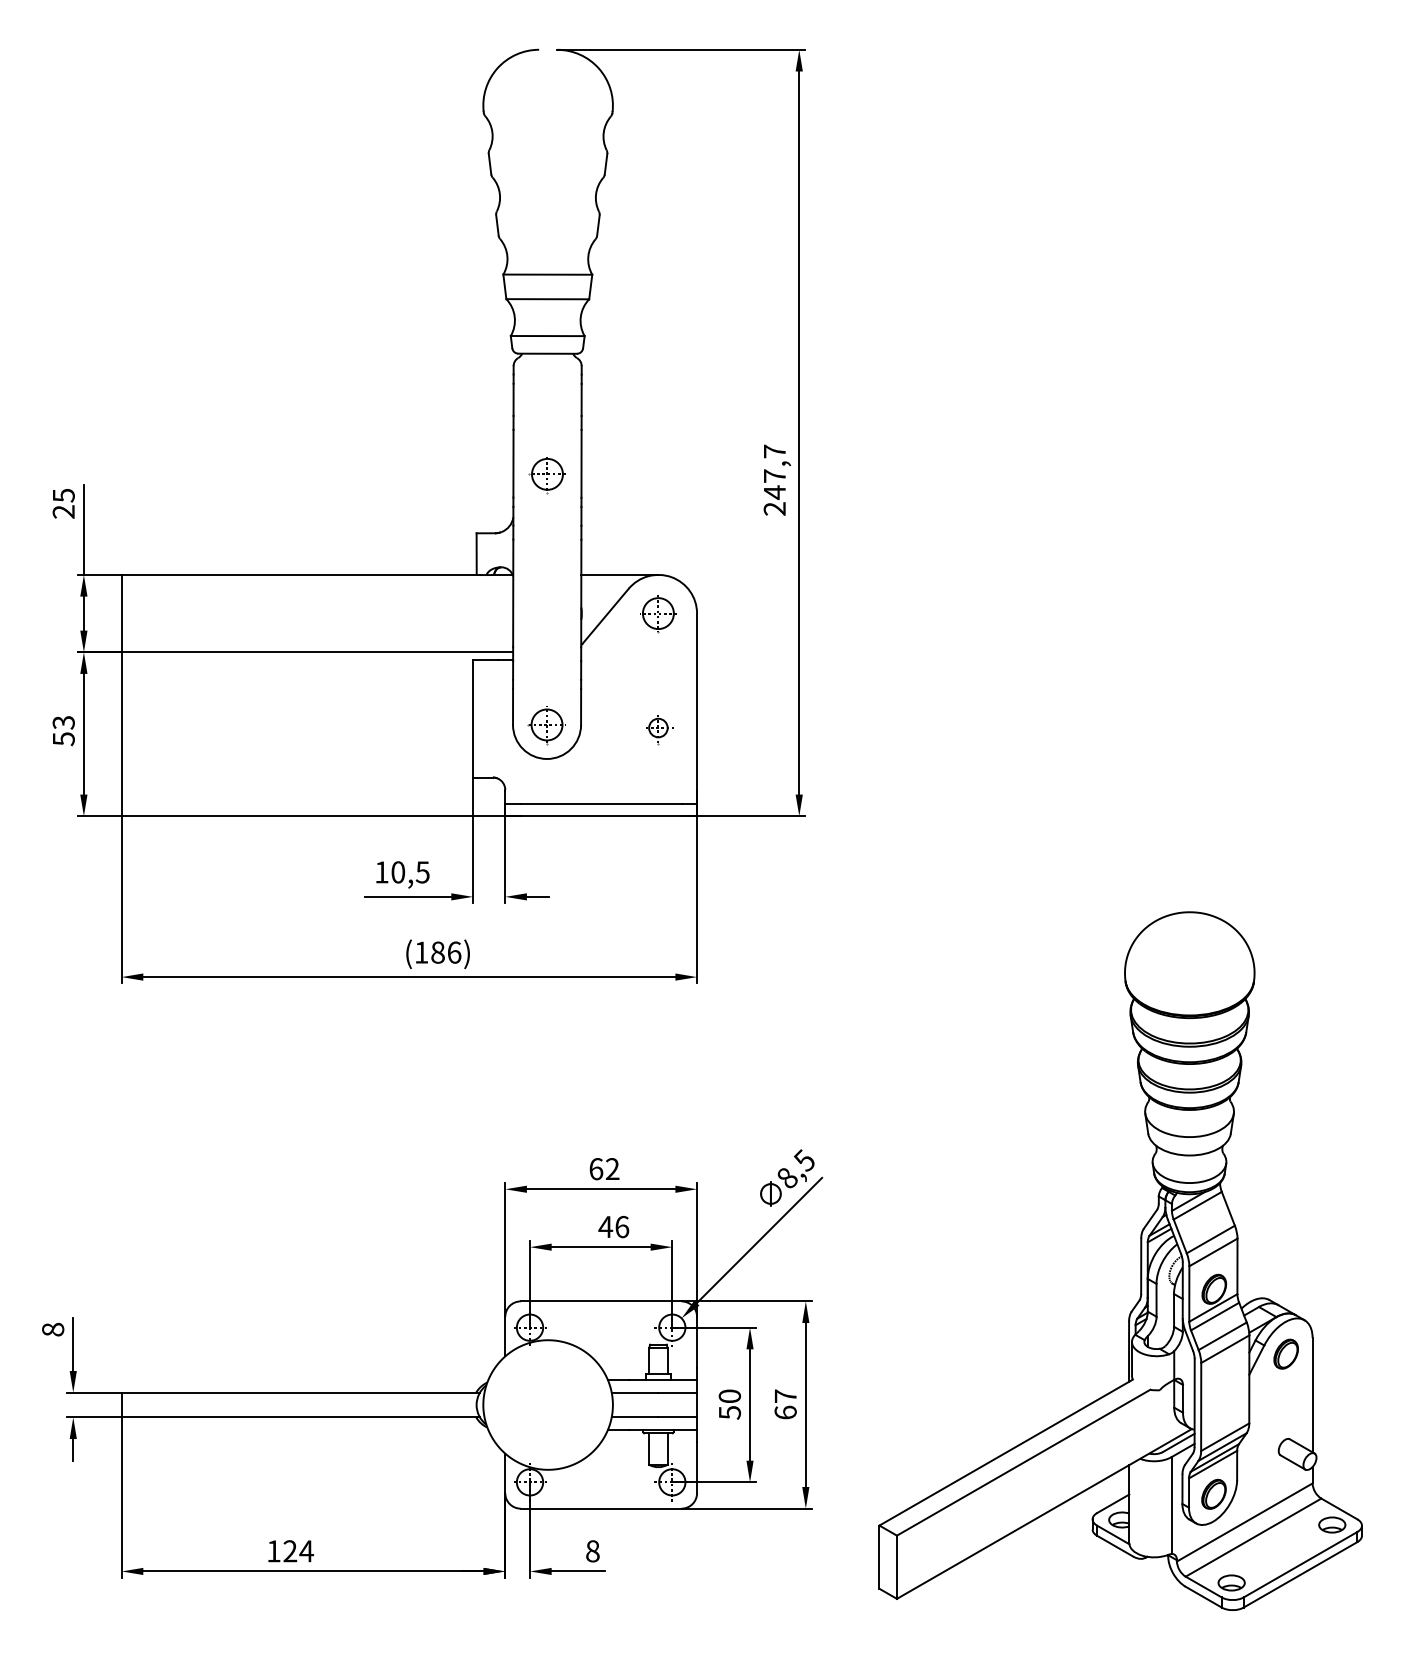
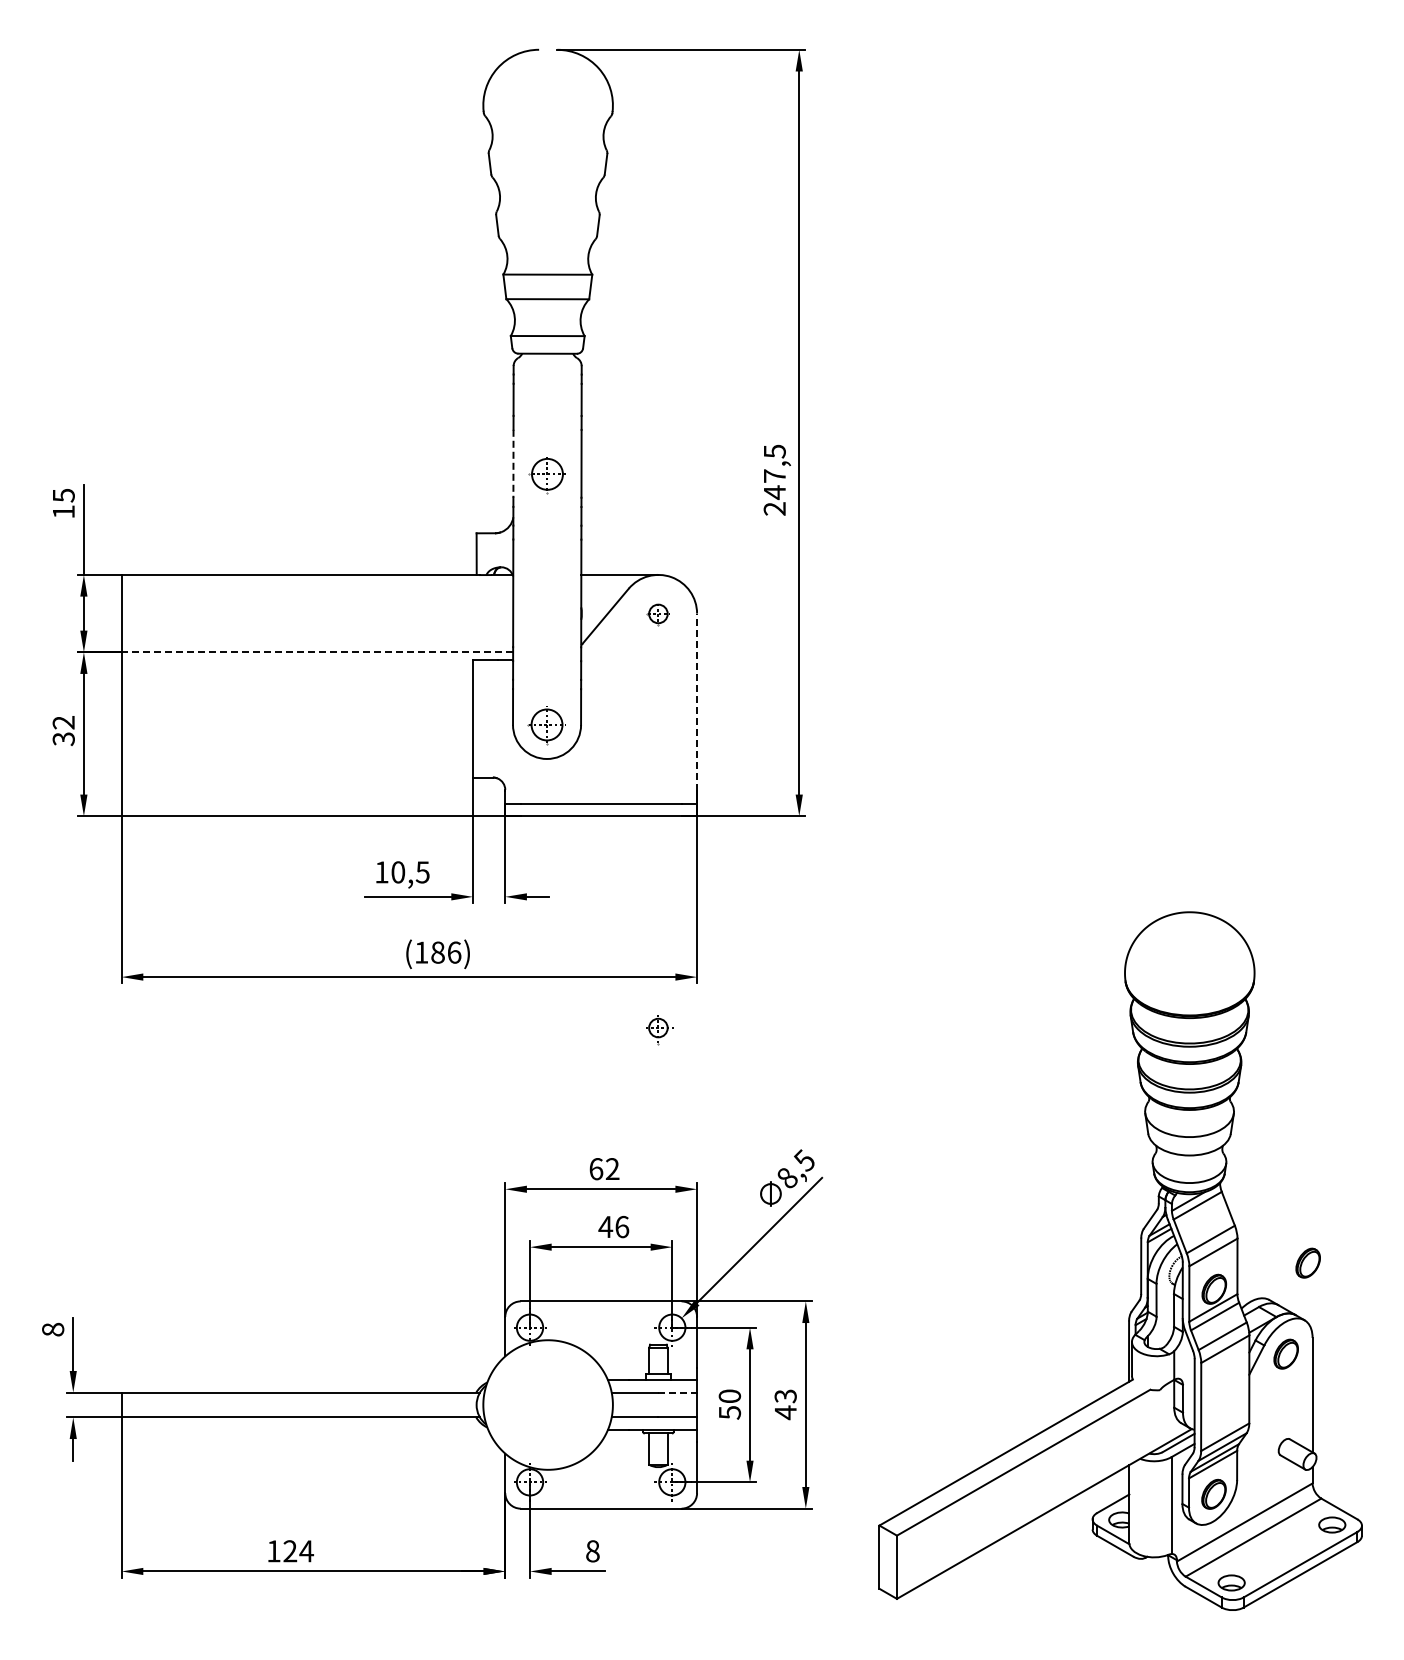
text: 247,7 -> 247,5 (774, 451)
line: solid -> dashed (513, 463)
text: 25 -> 15 (63, 511)
part size: 37x39 px -> 24x24 px (657, 614)
line: solid -> dashed (317, 652)
line: solid -> dashed (697, 702)
text: 53 -> 32 (63, 730)
part position: (659, 730) -> (659, 1030) (659, 1030)
part: none -> present (1307, 1262)
line: solid -> dashed (678, 1392)
text: 67 -> 43 (785, 1404)
